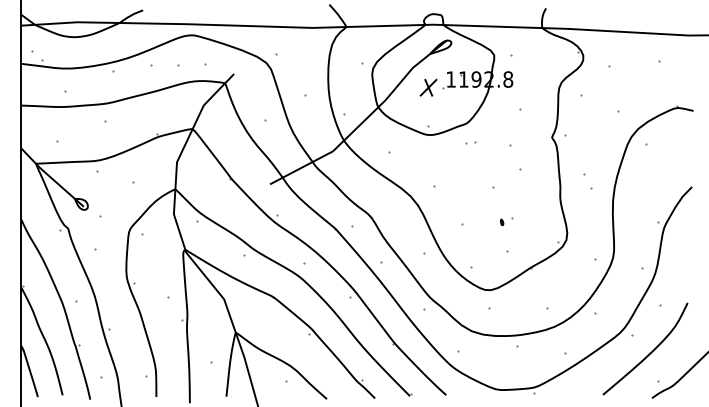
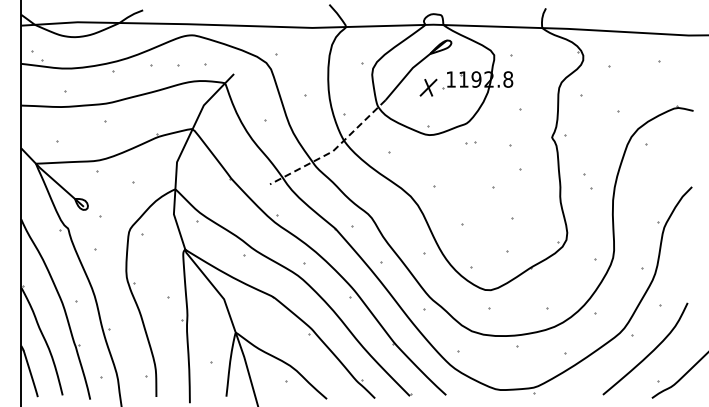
line: solid -> dashed (333, 151)
part: present -> none (502, 222)
